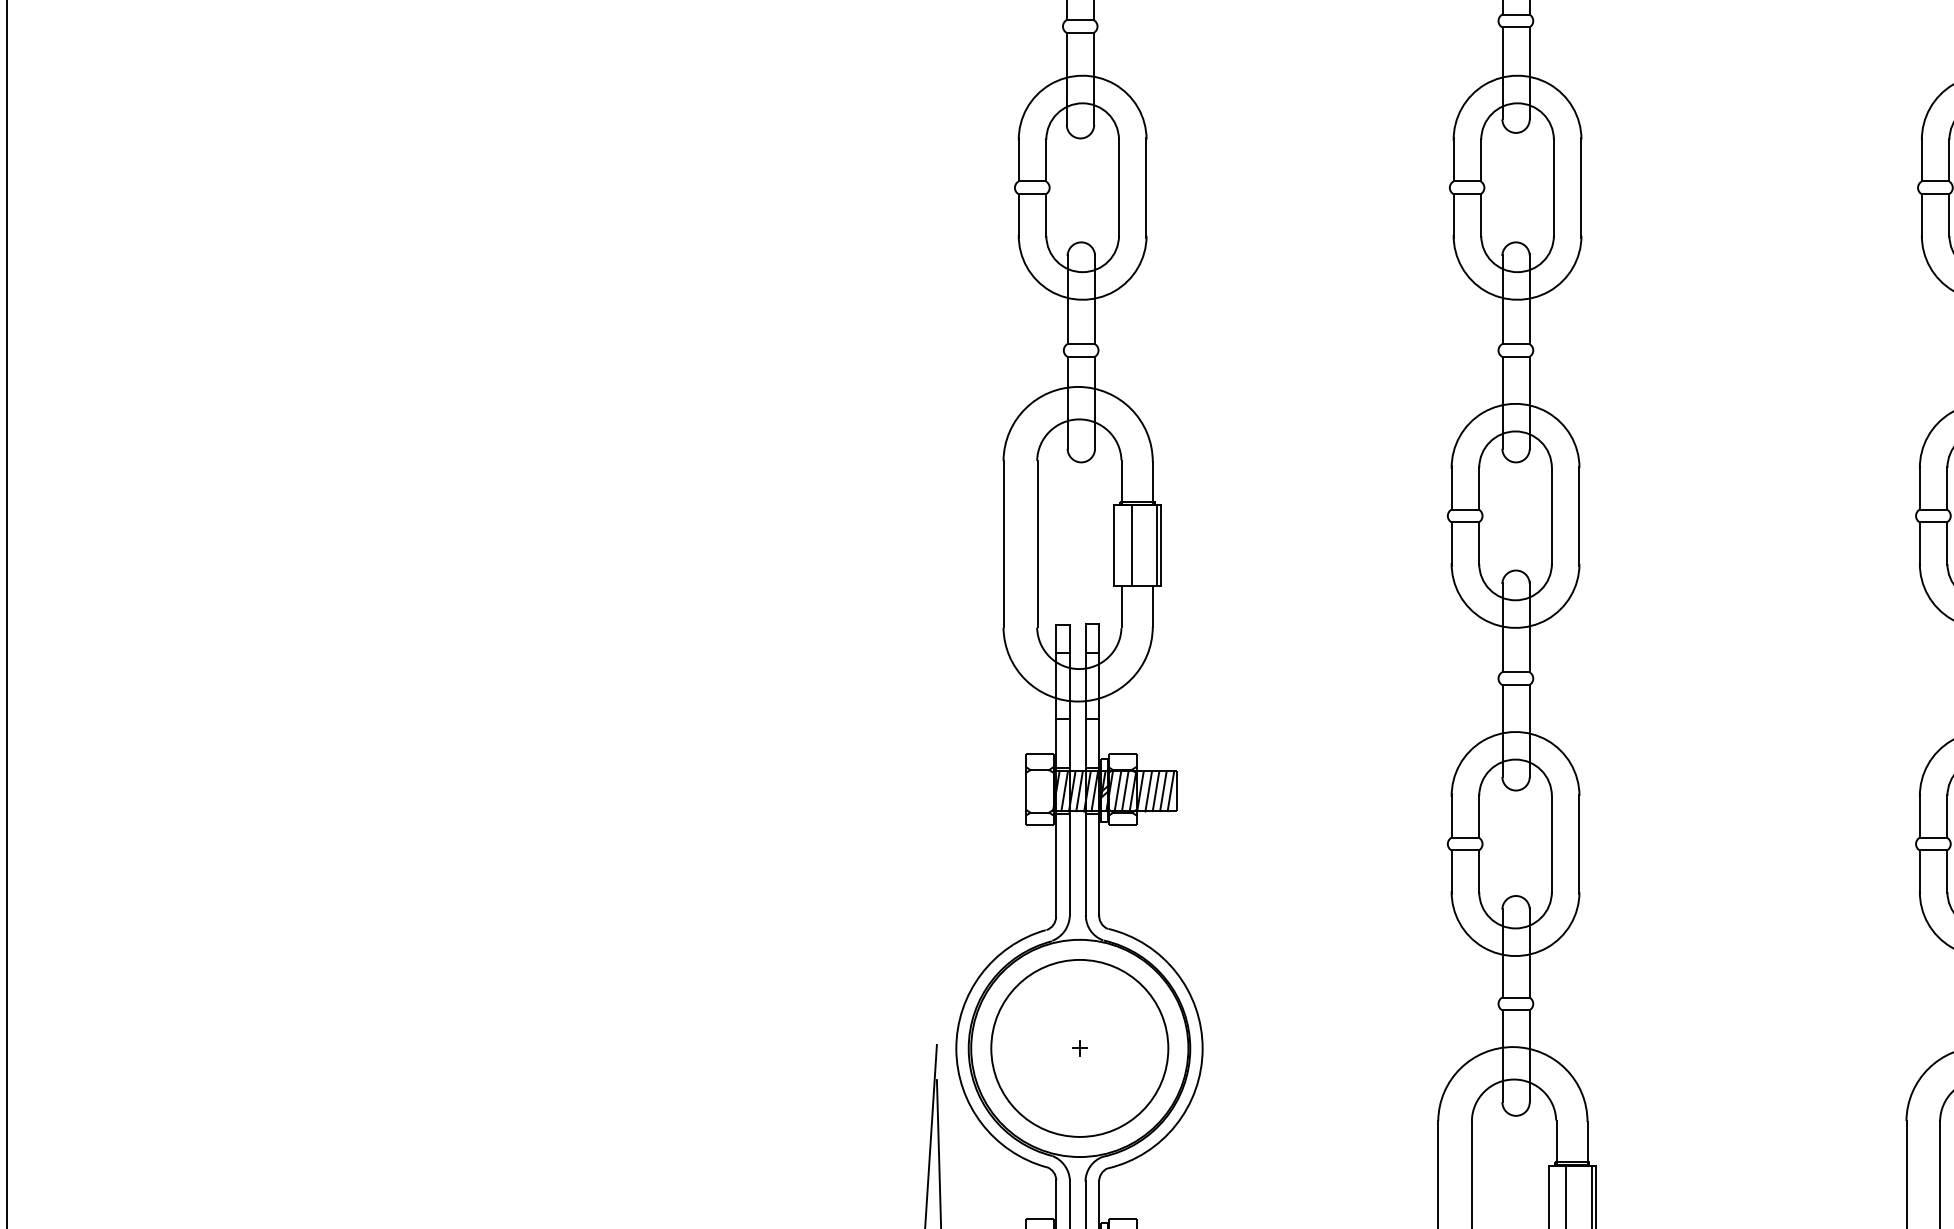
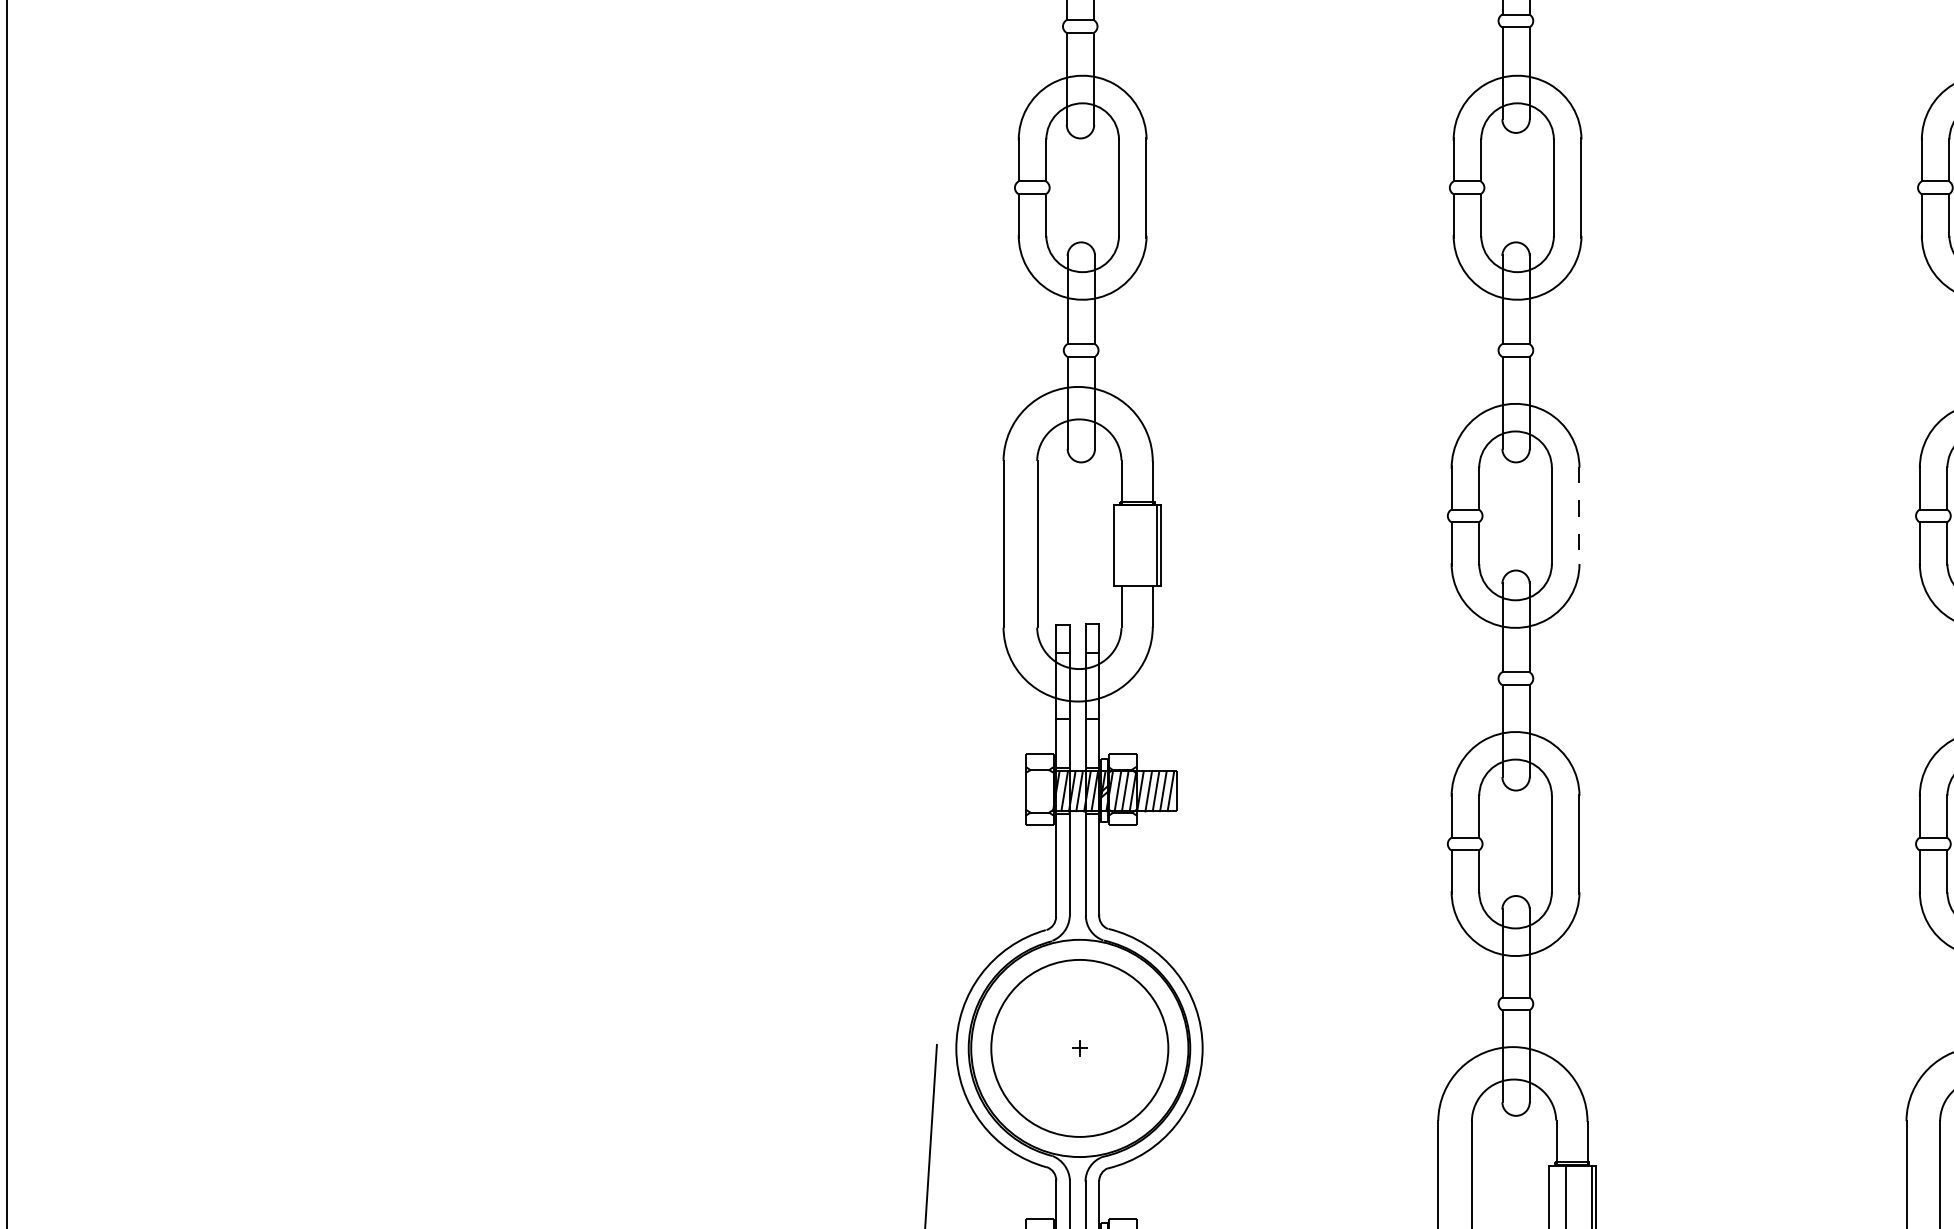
line: solid -> dashed (1579, 516)
line: present -> none (1131, 545)
line: present -> none (938, 1152)
